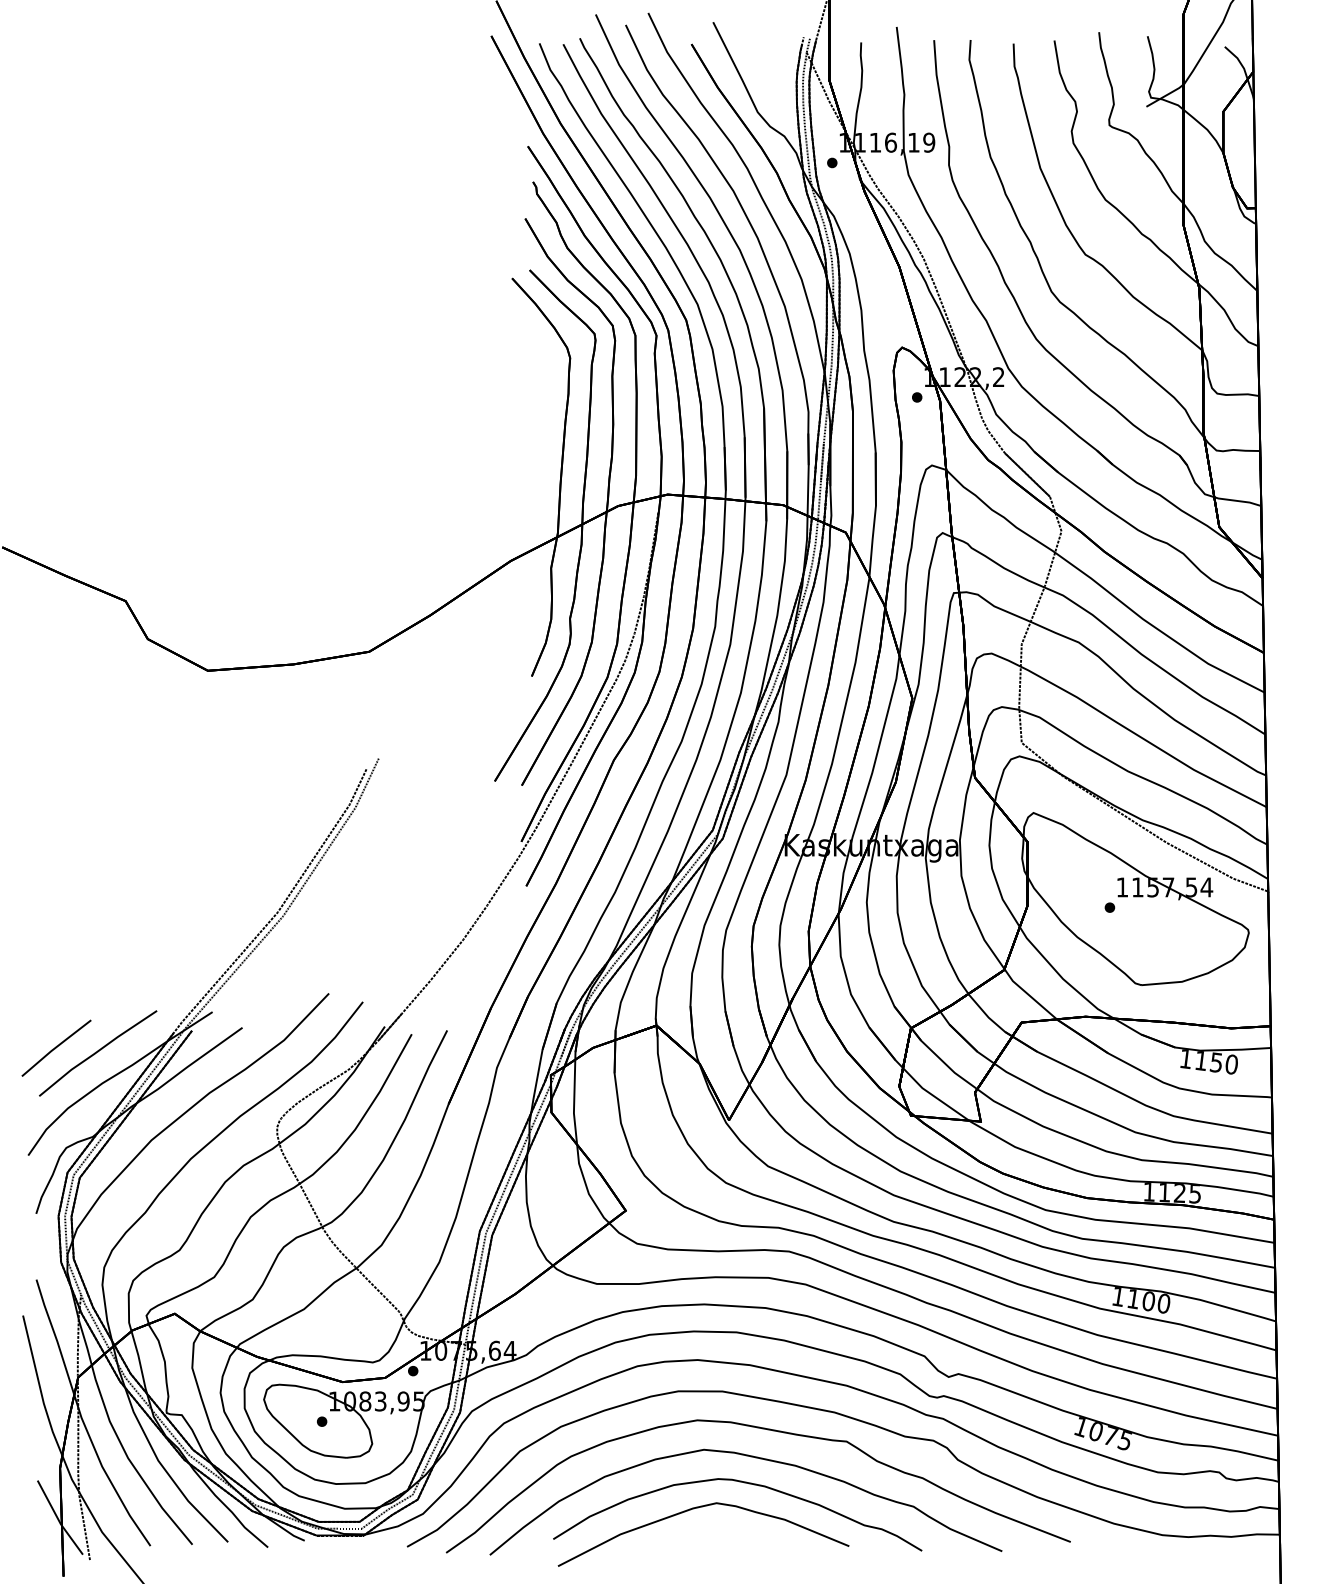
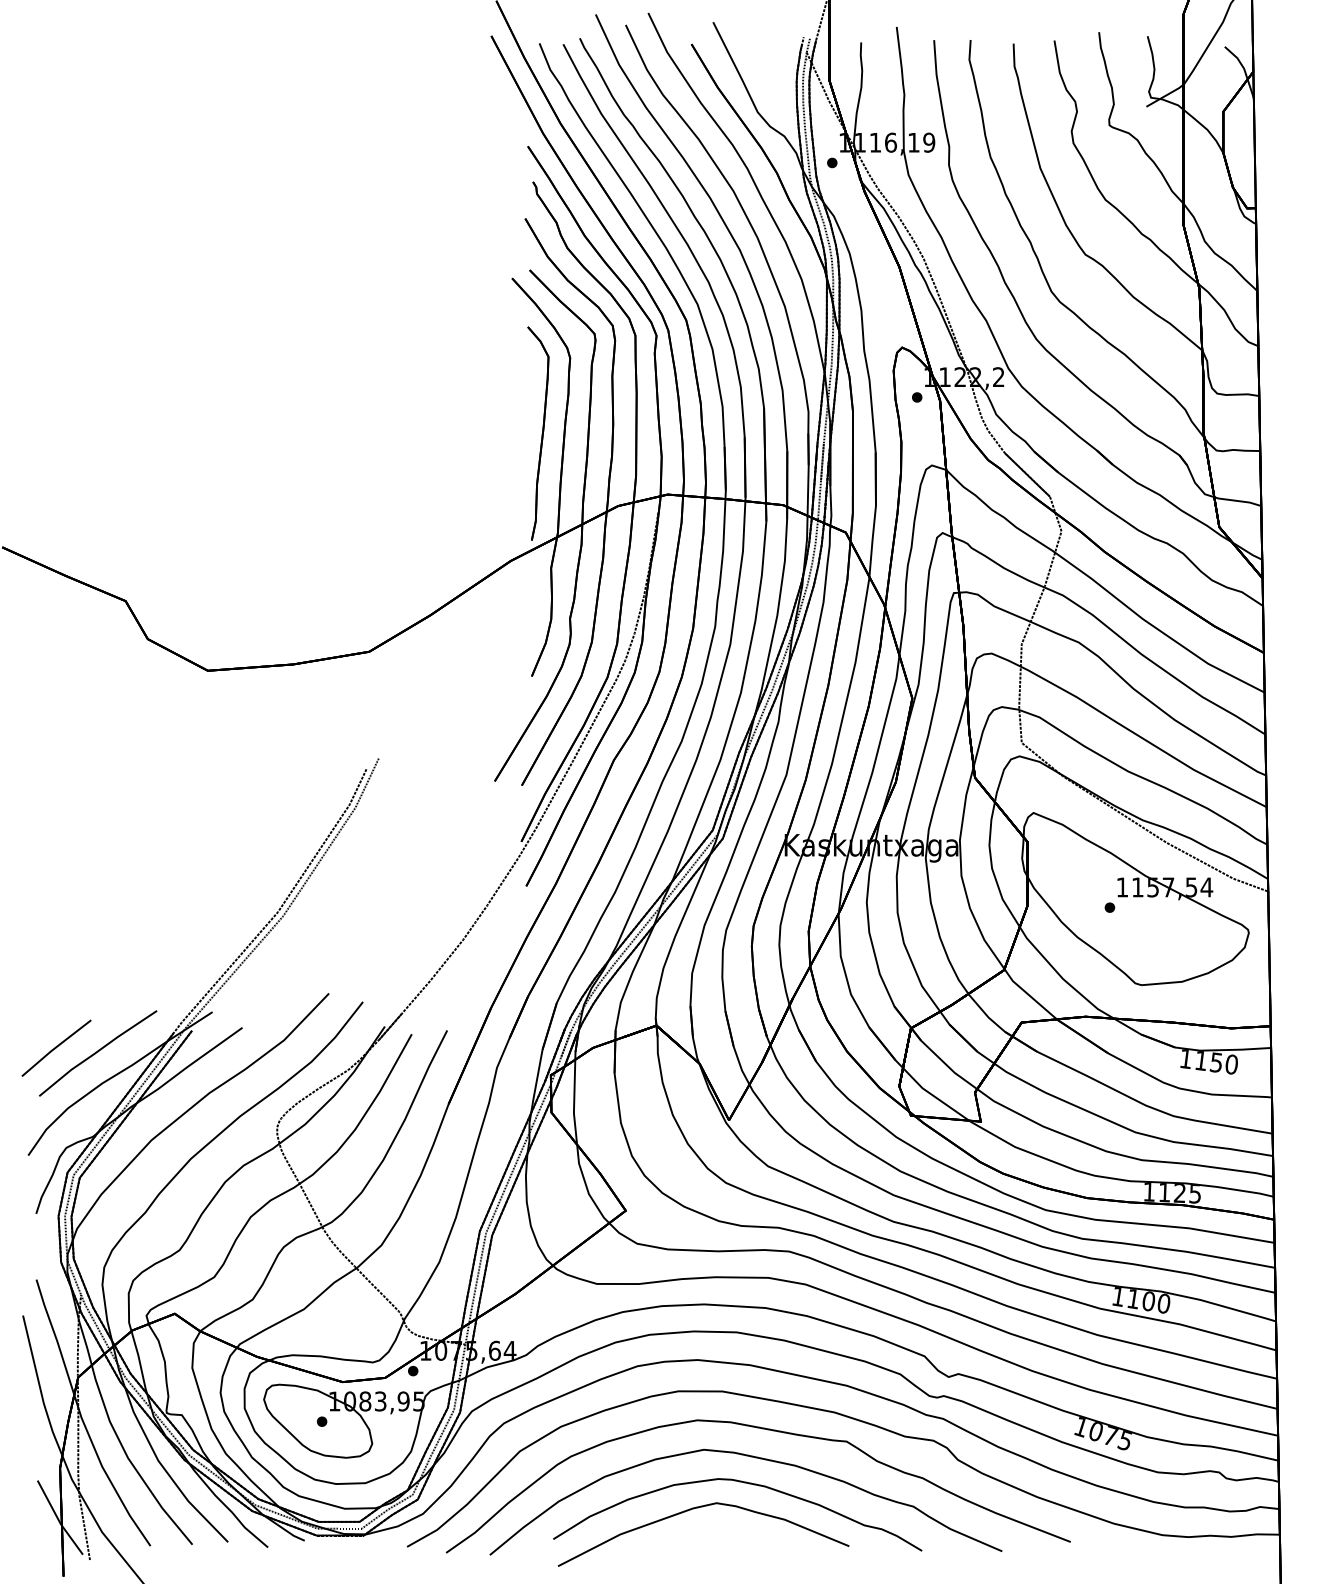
part: none -> present (538, 433)
